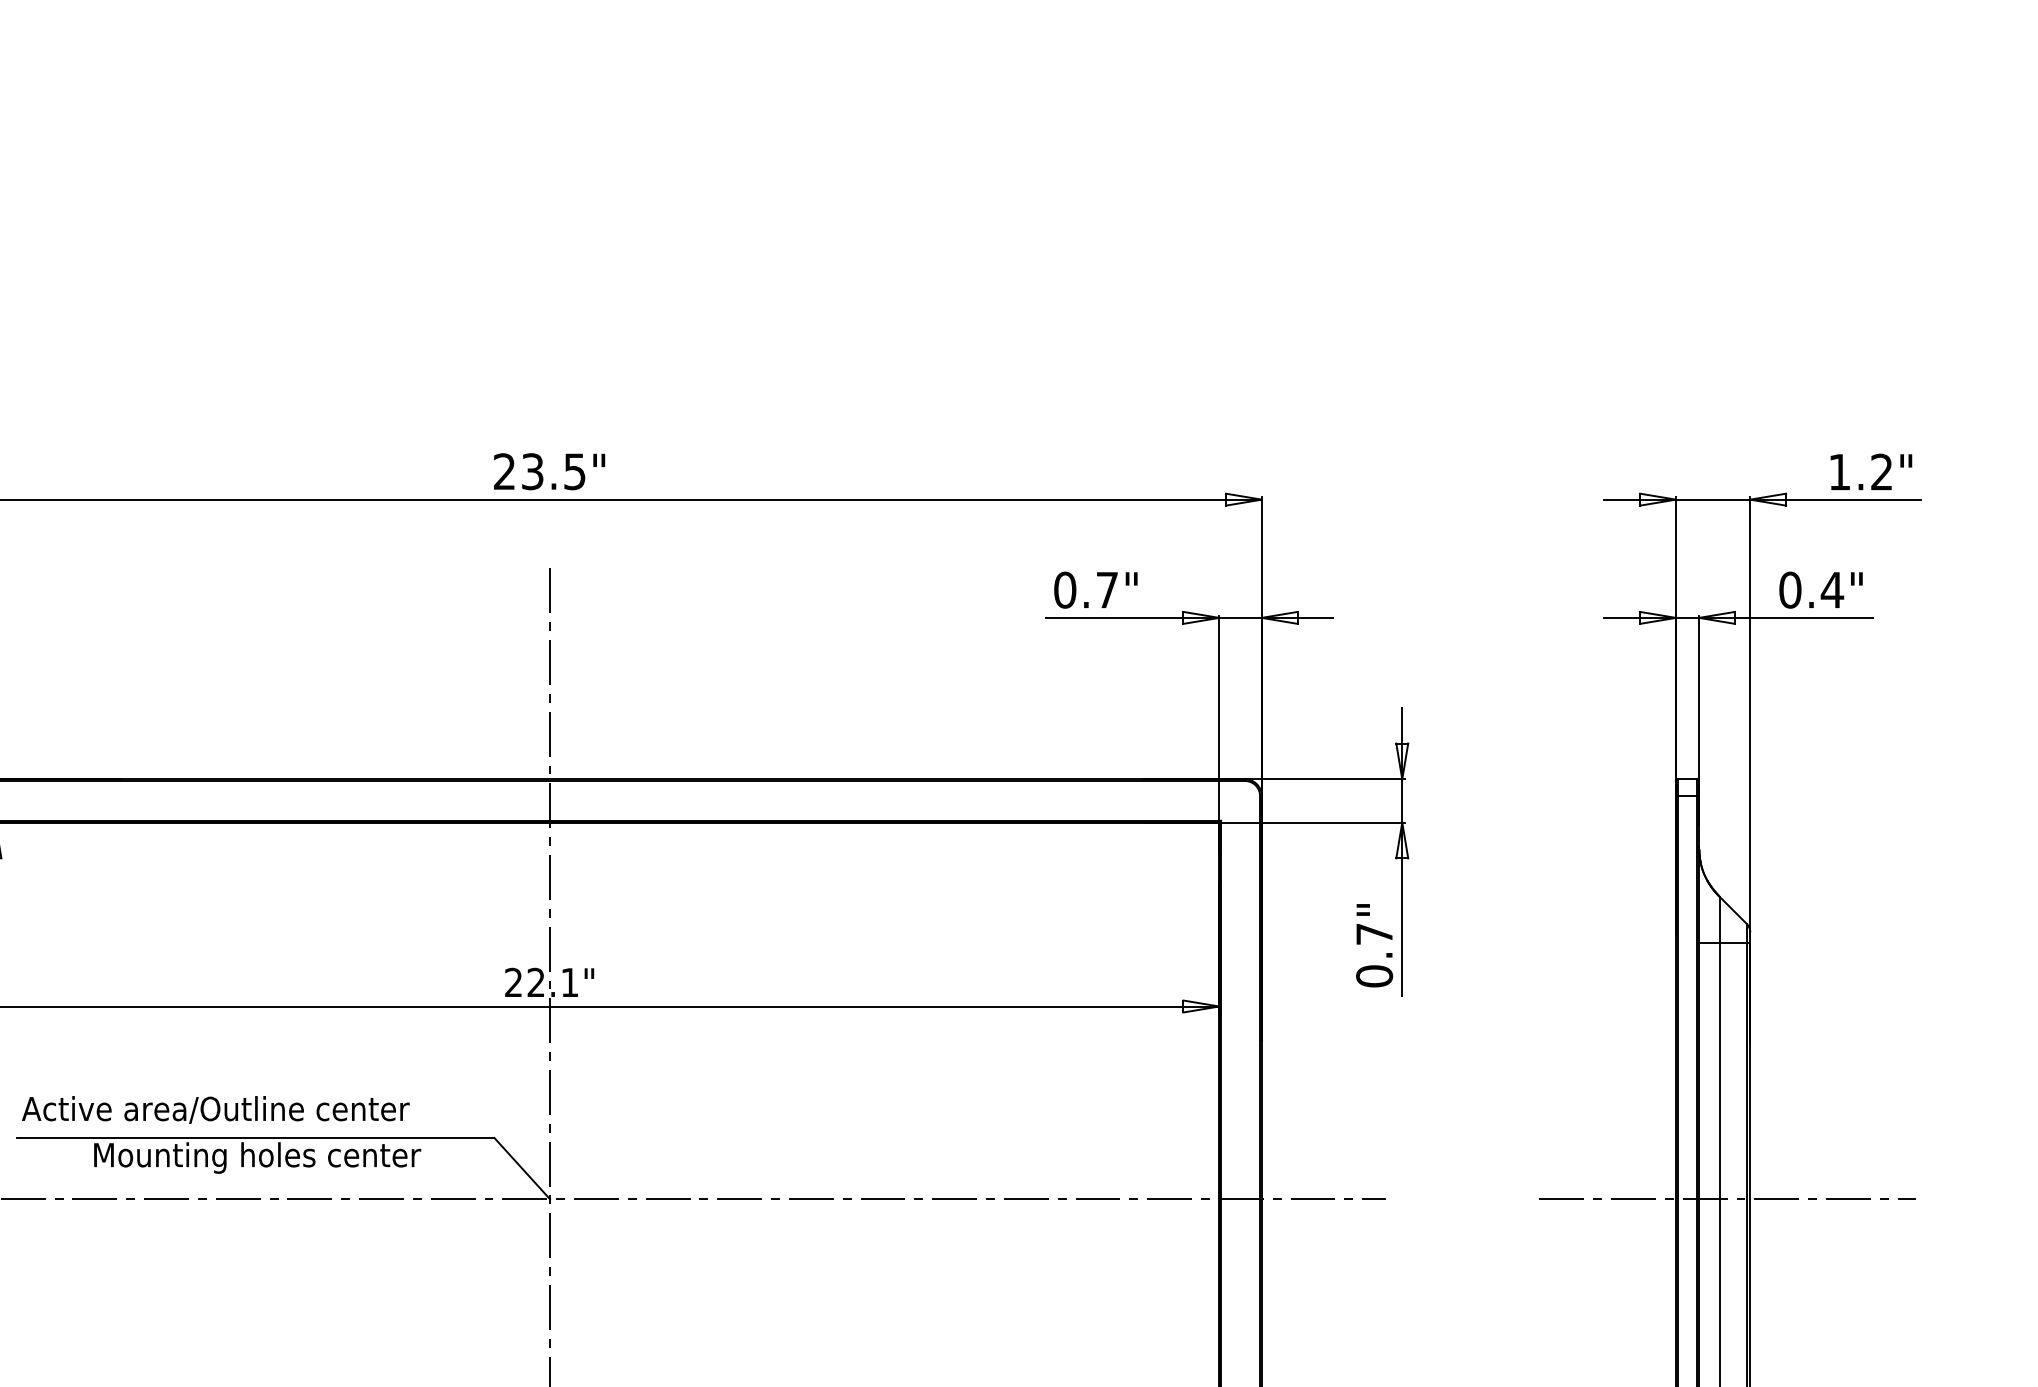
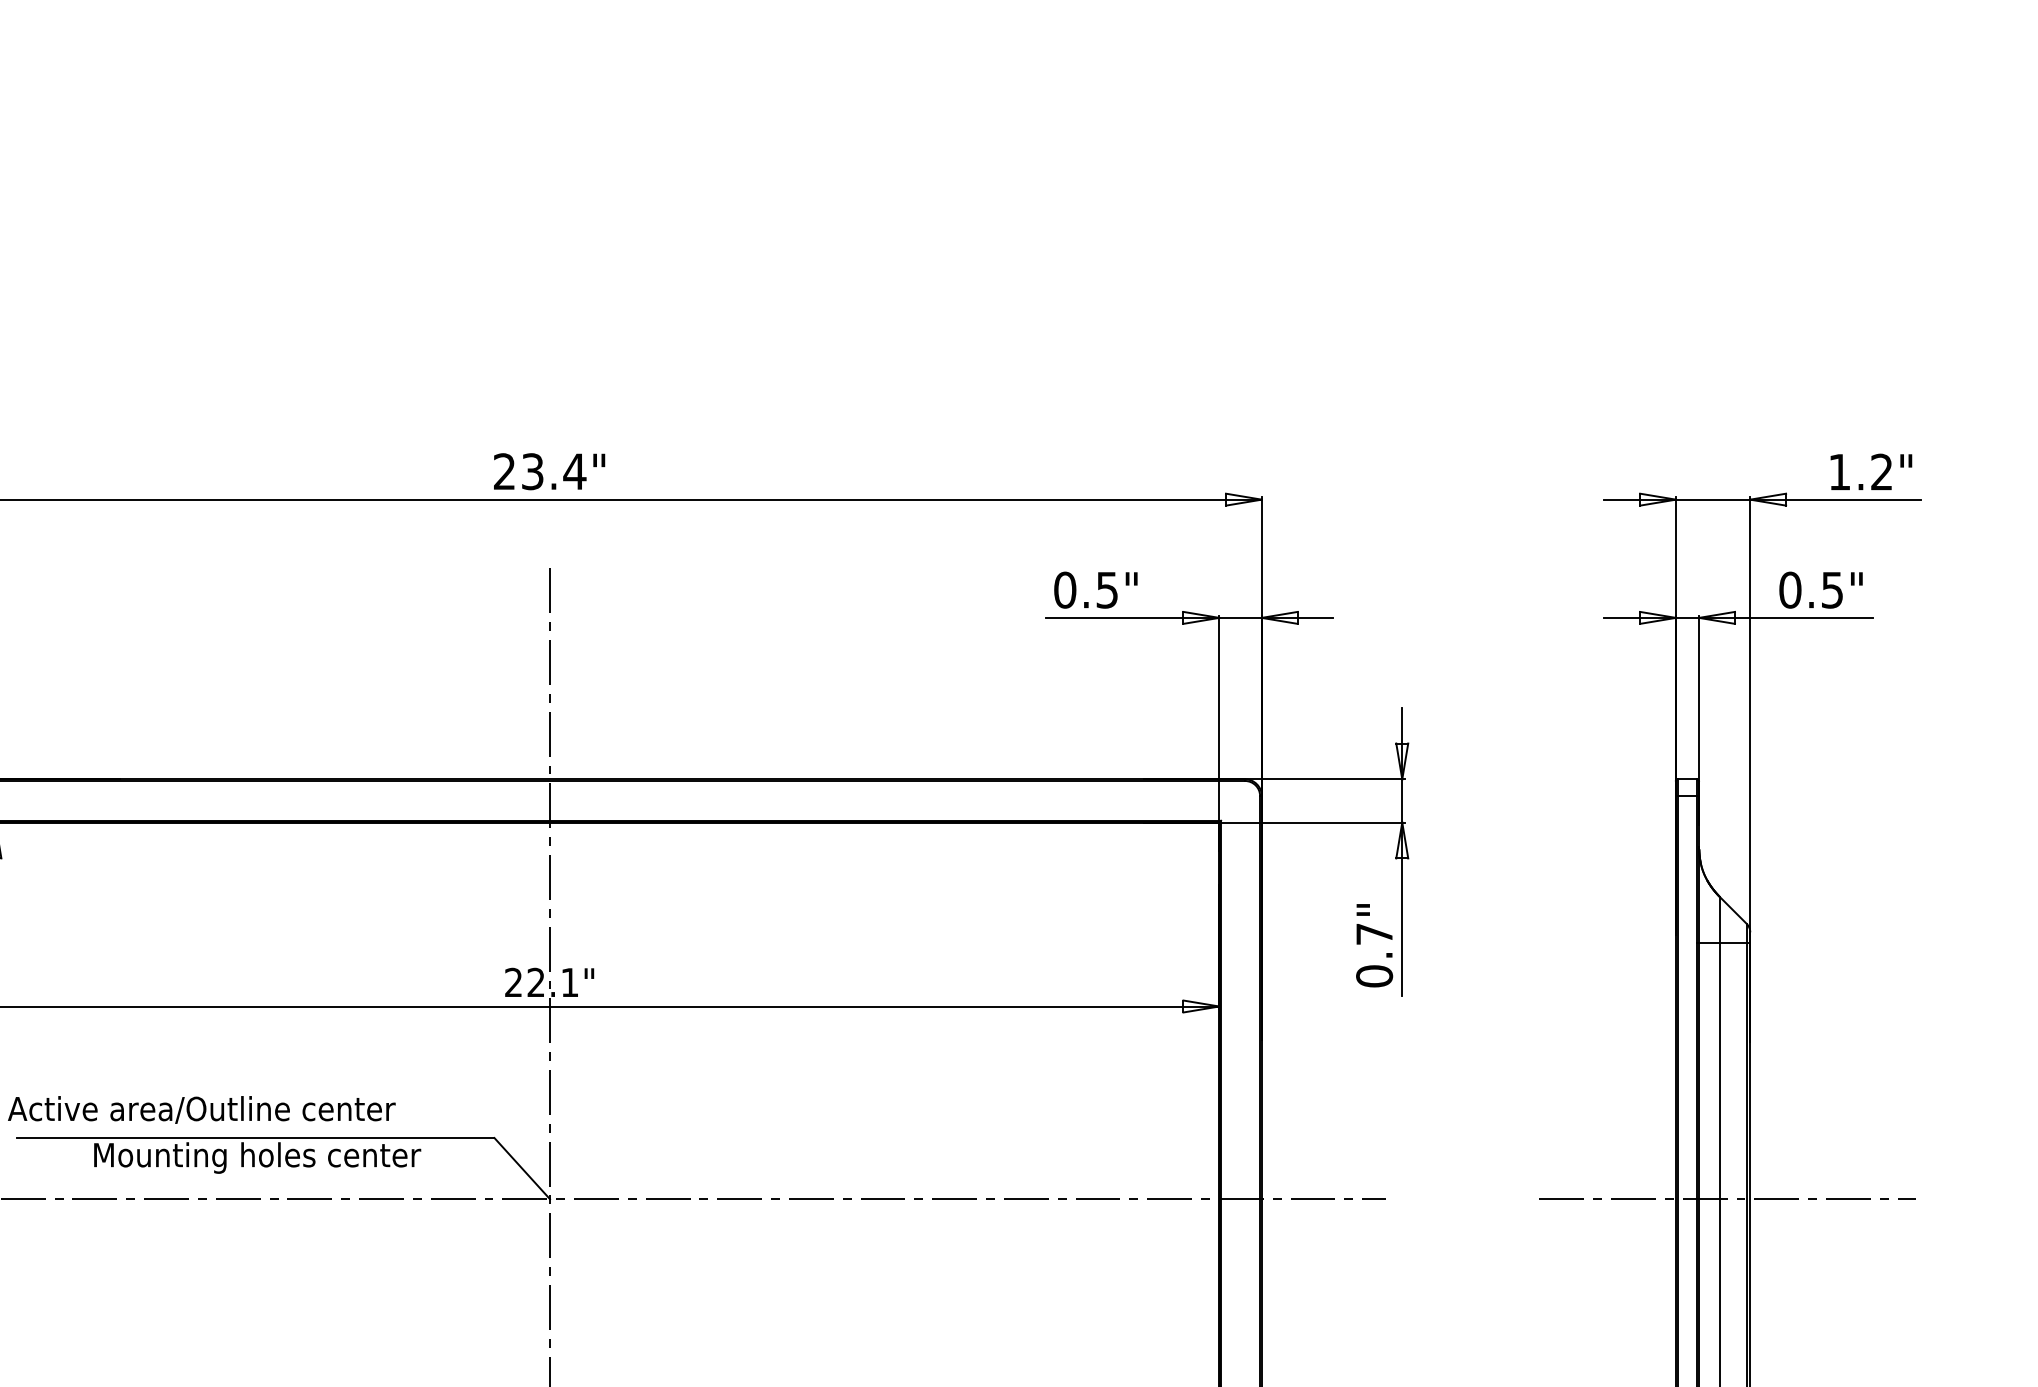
text: 23.5" -> 23.4" (574, 471)
text: 0.7" -> 0.5" (1106, 590)
text: 0.4" -> 0.5" (1832, 590)
text position: (215, 1109) -> (201, 1109) (201, 1109)
